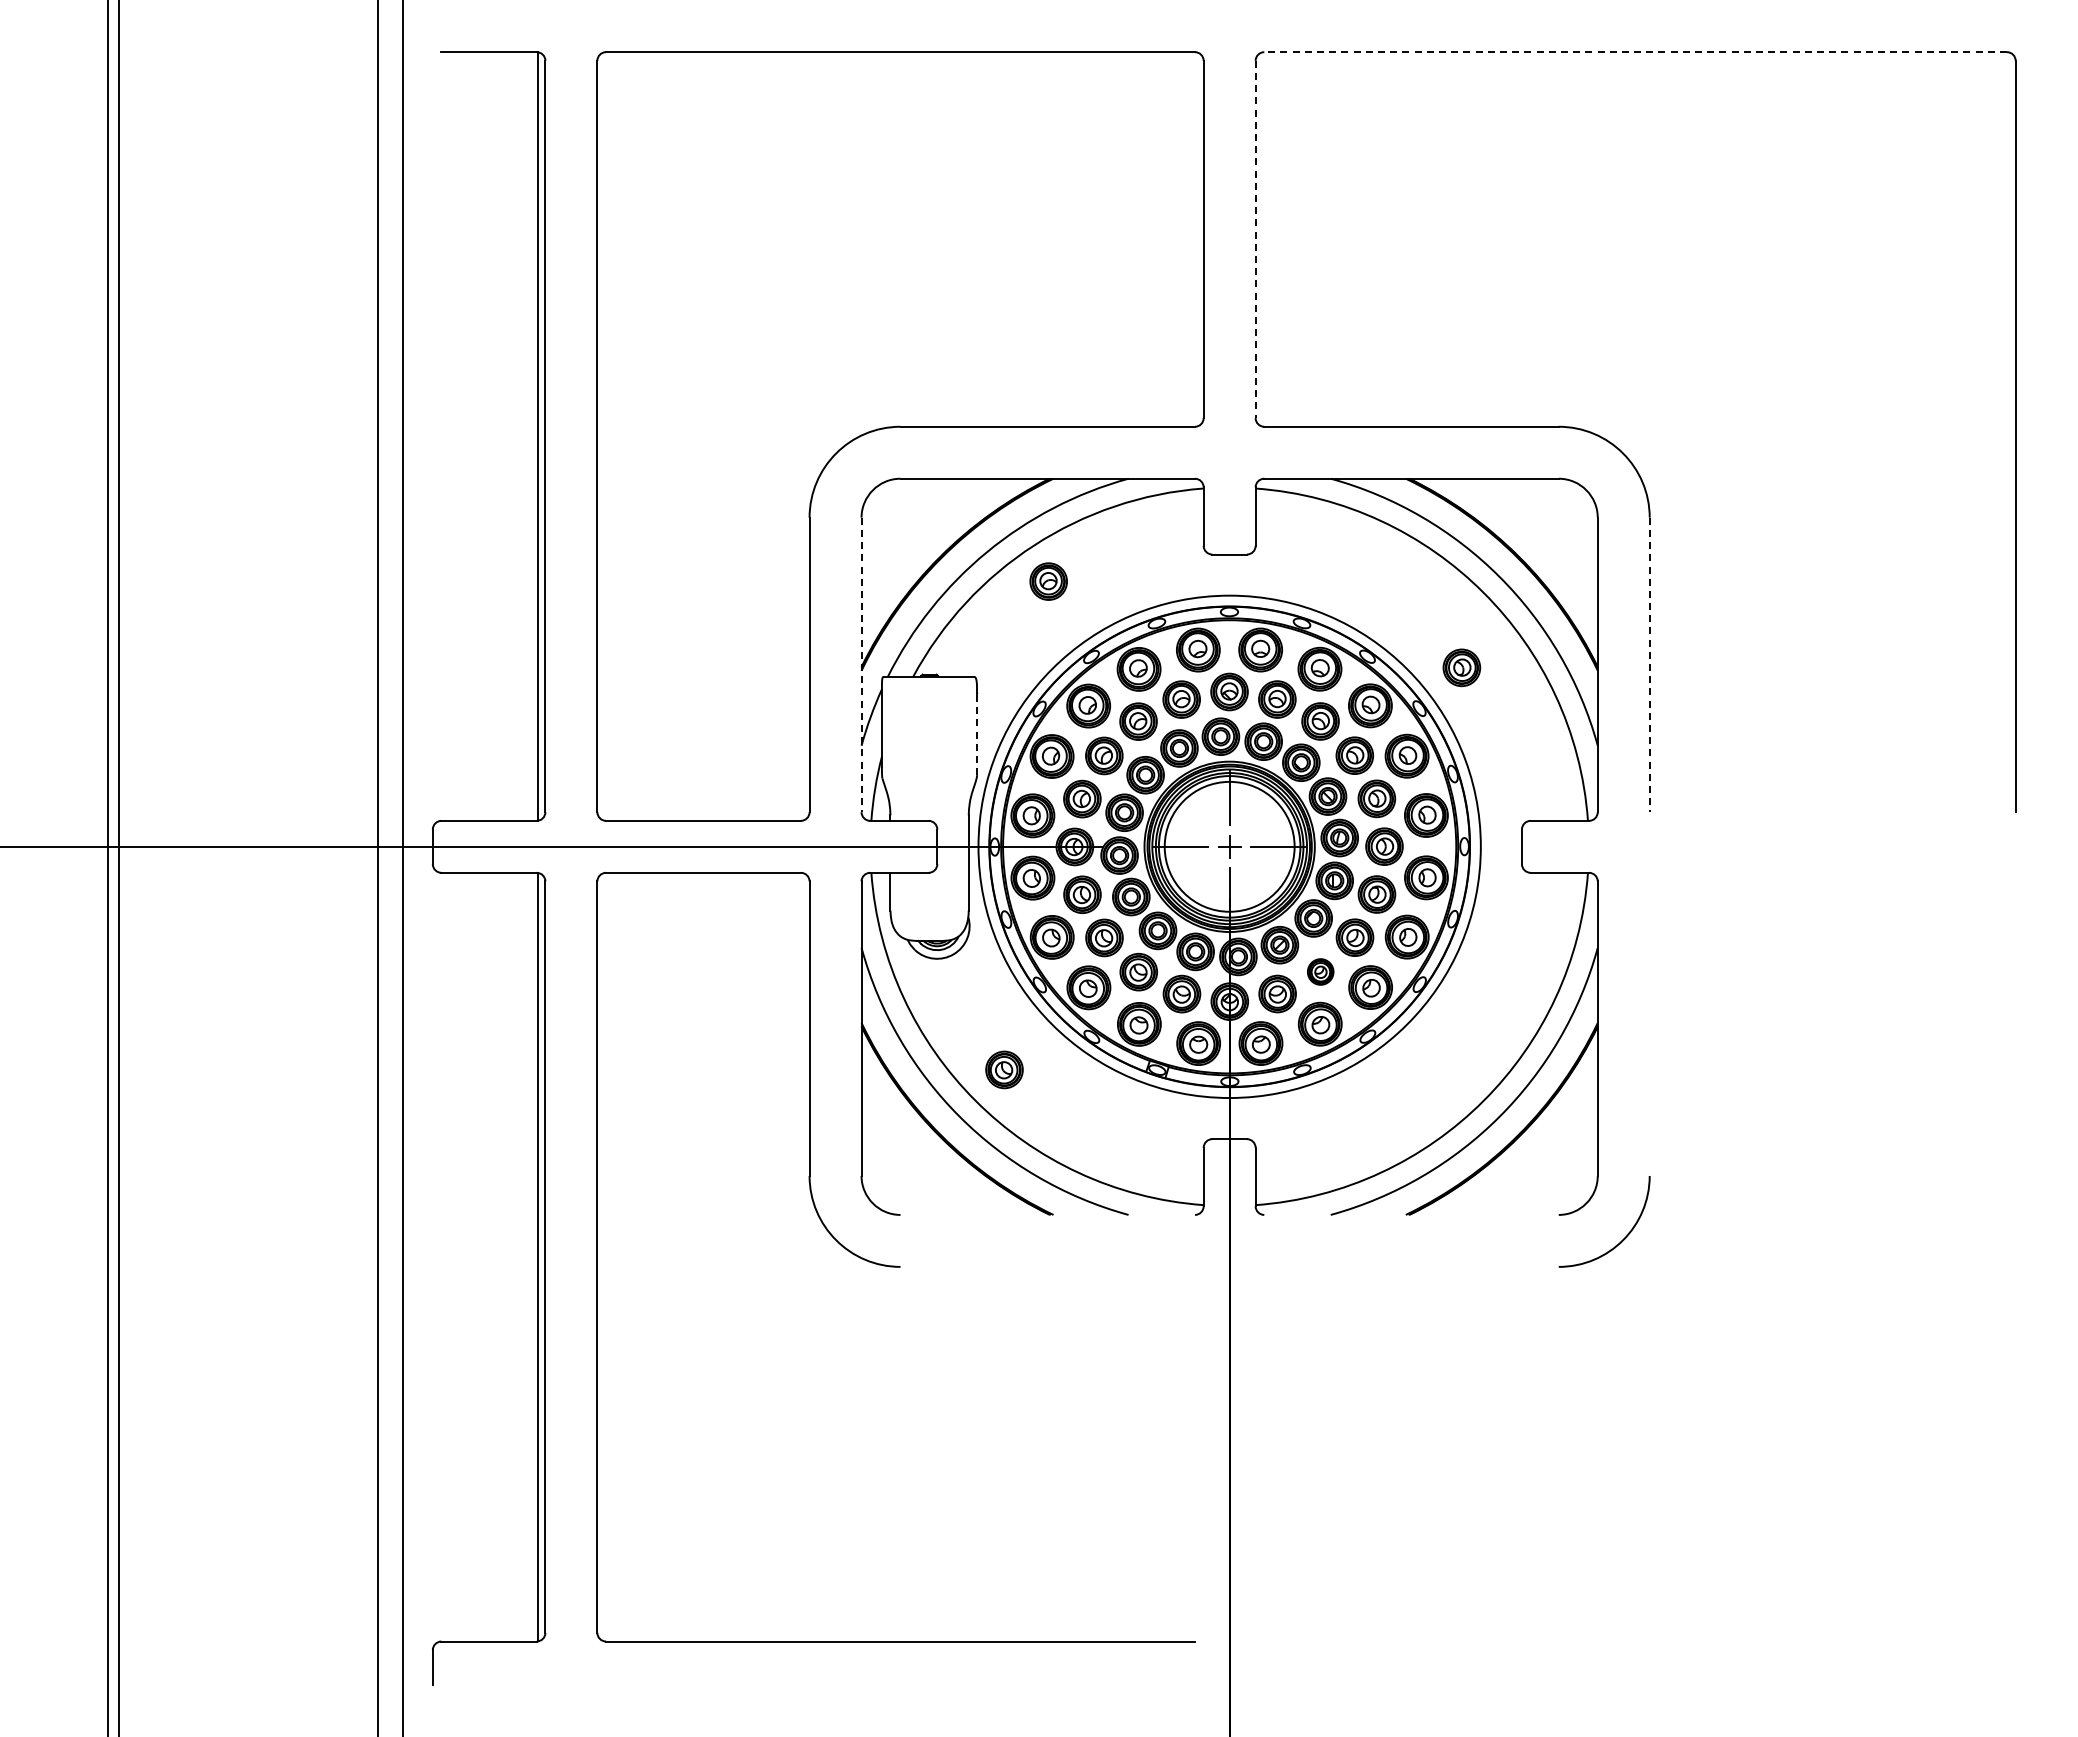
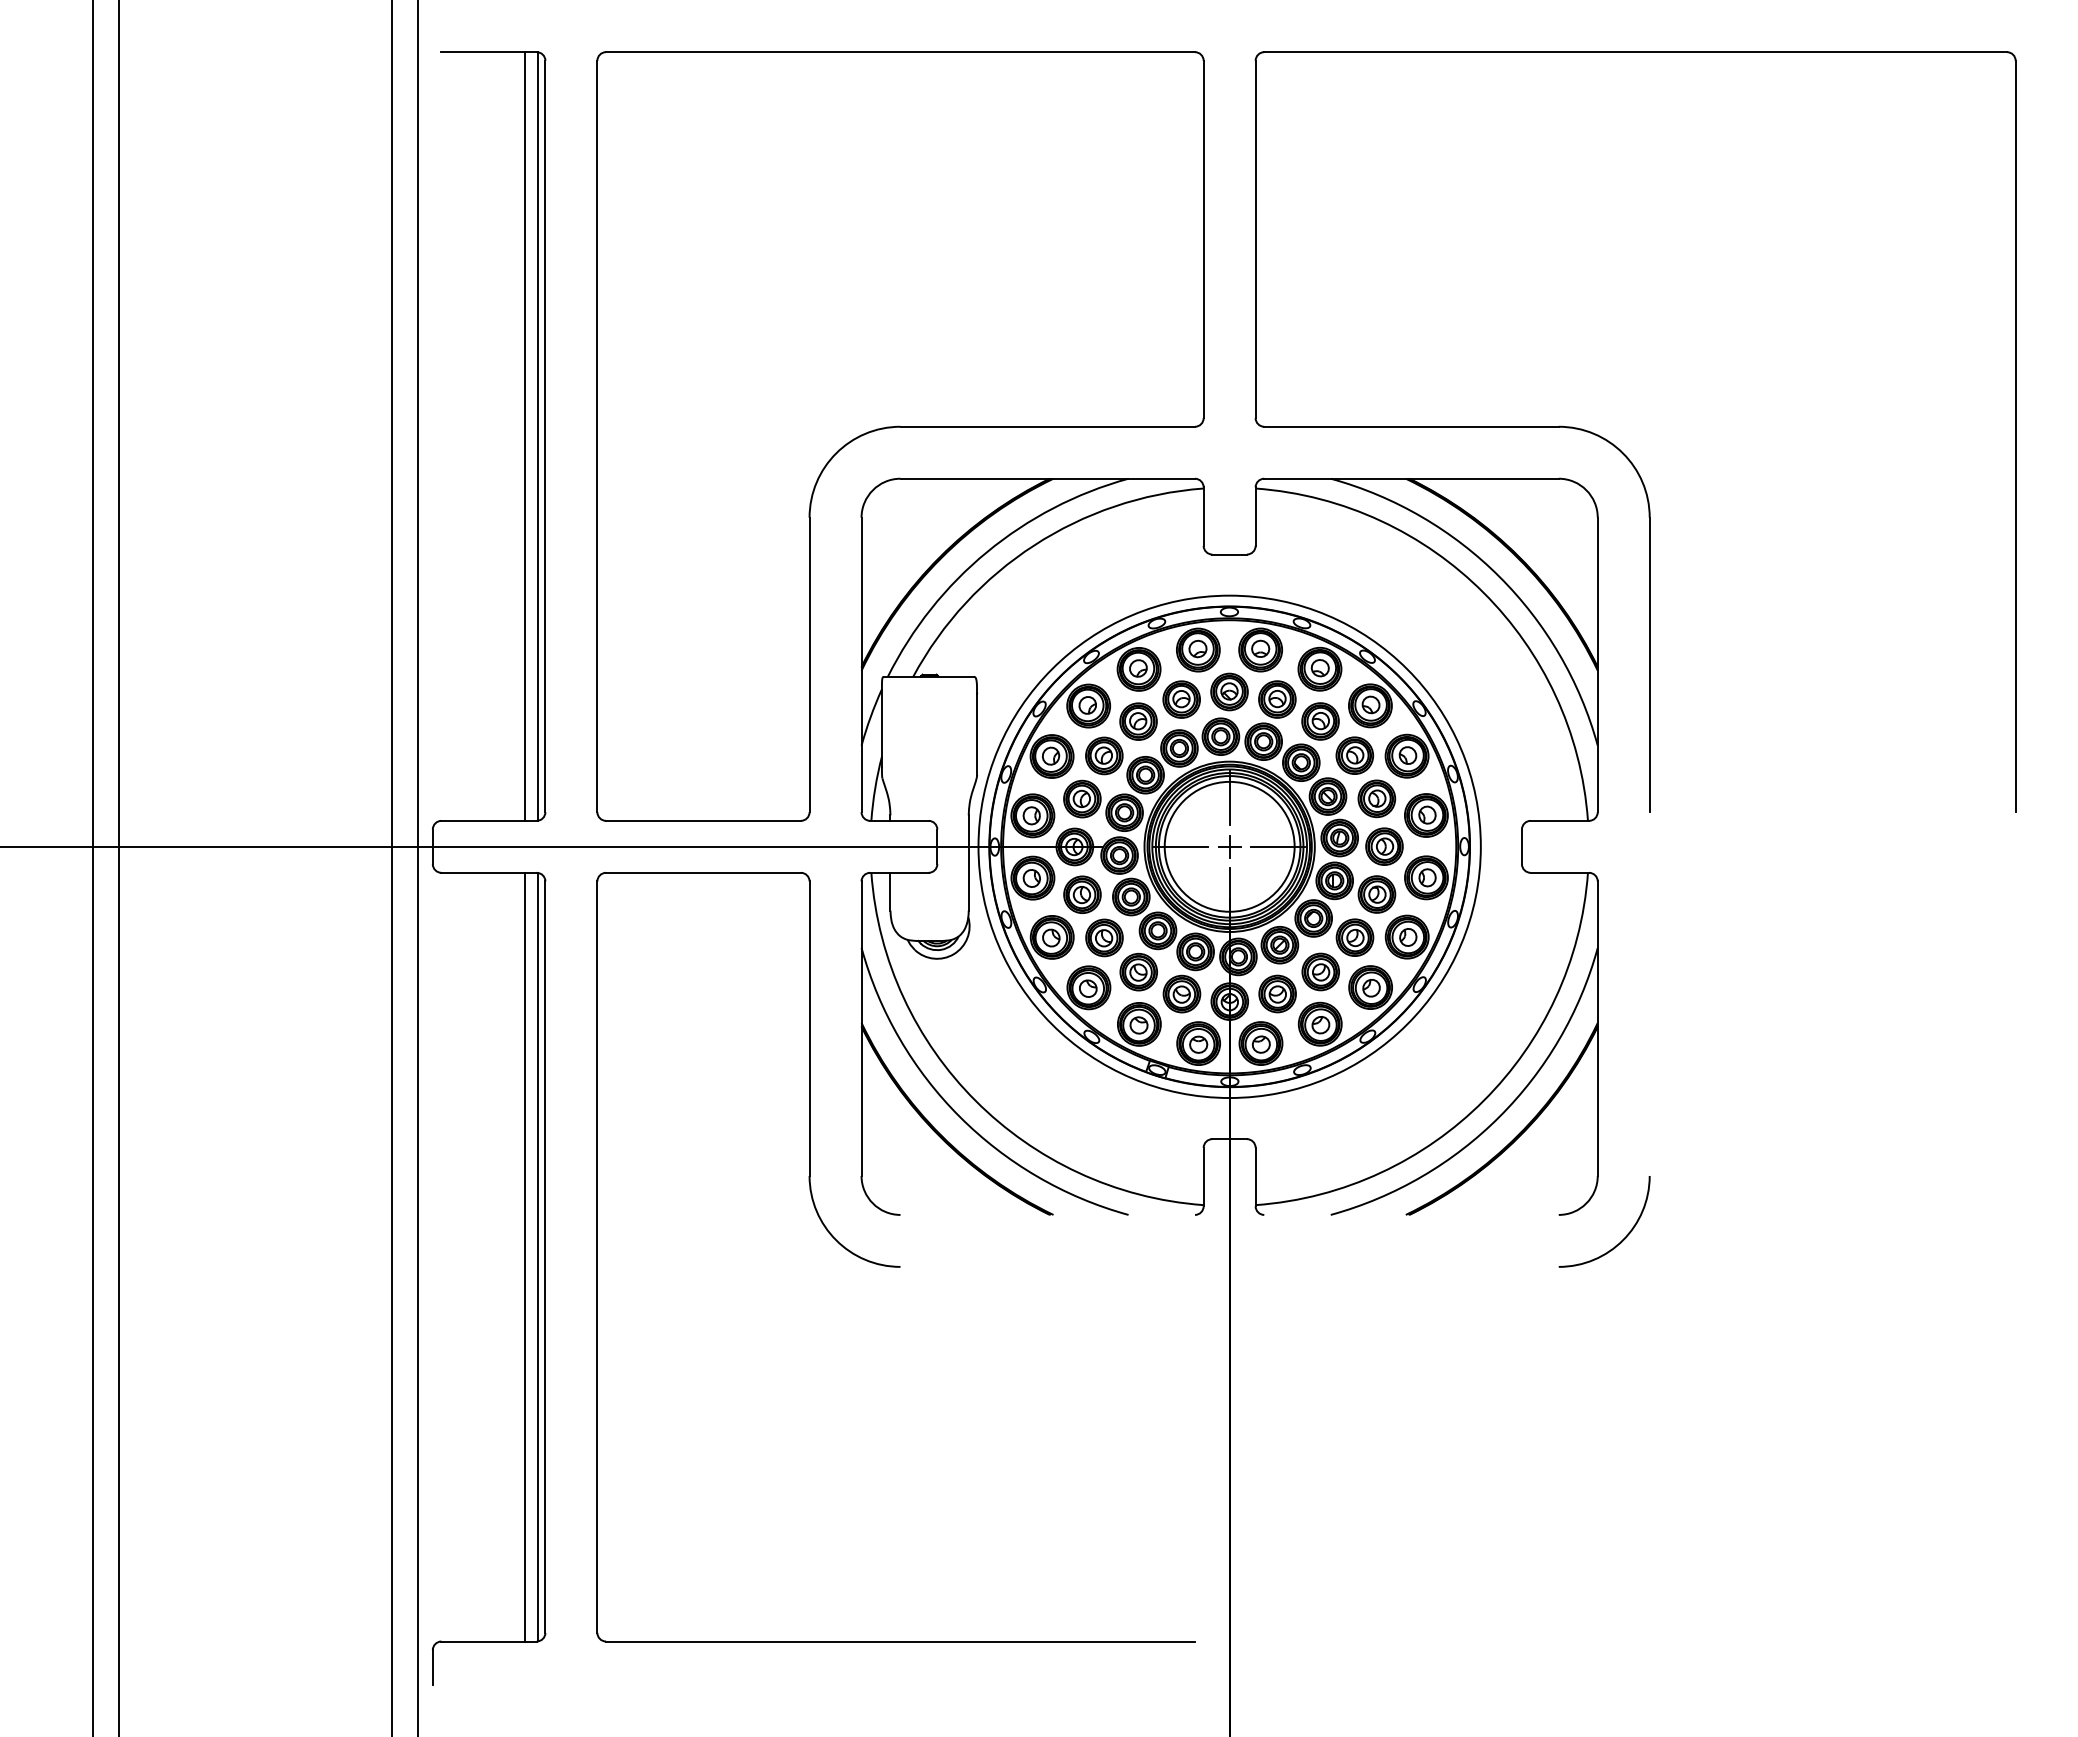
line: dashed -> solid (1635, 52)
line: dashed -> solid (1255, 239)
line: none -> present (525, 436)
part: present -> none (1048, 581)
line: dashed -> solid (861, 665)
line: dashed -> solid (1649, 665)
part: present -> none (1461, 667)
line: dashed -> solid (977, 734)
line position: (107, 867) -> (92, 867) (92, 867)
line position: (378, 867) -> (392, 867) (392, 867)
line position: (402, 867) -> (417, 867) (417, 867)
part size: 28x28 px -> 39x40 px (1320, 971)
part: present -> none (1004, 1069)
line: none -> present (525, 1256)
